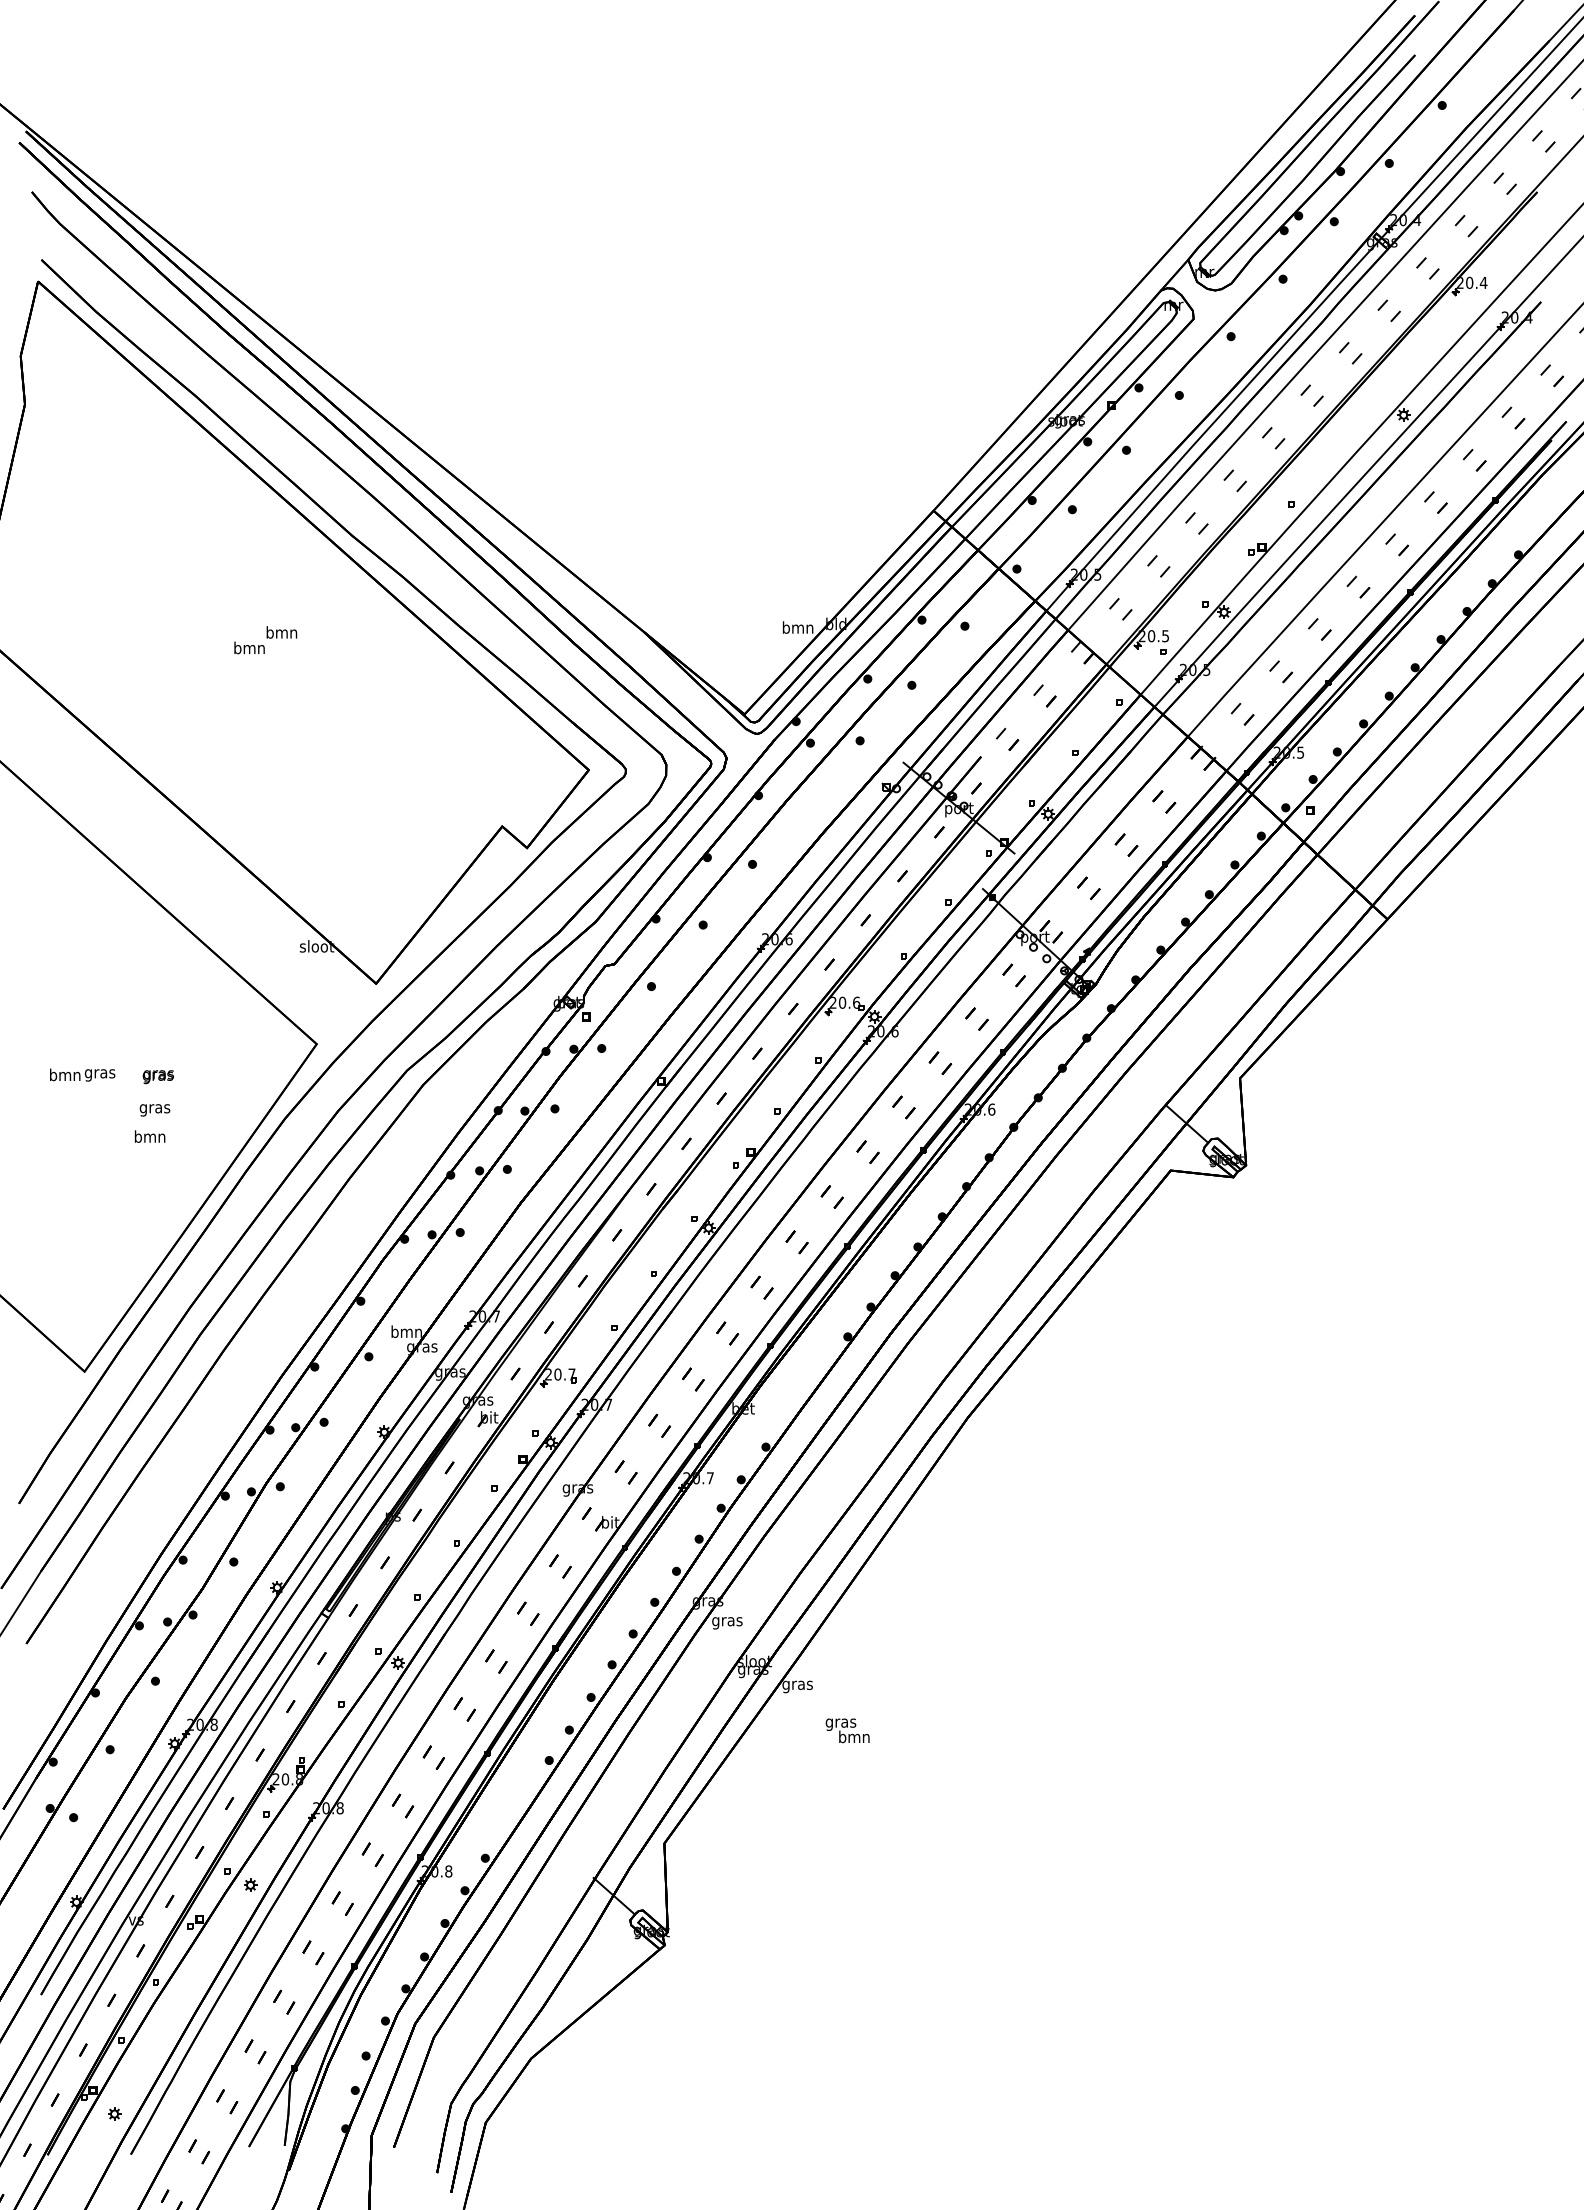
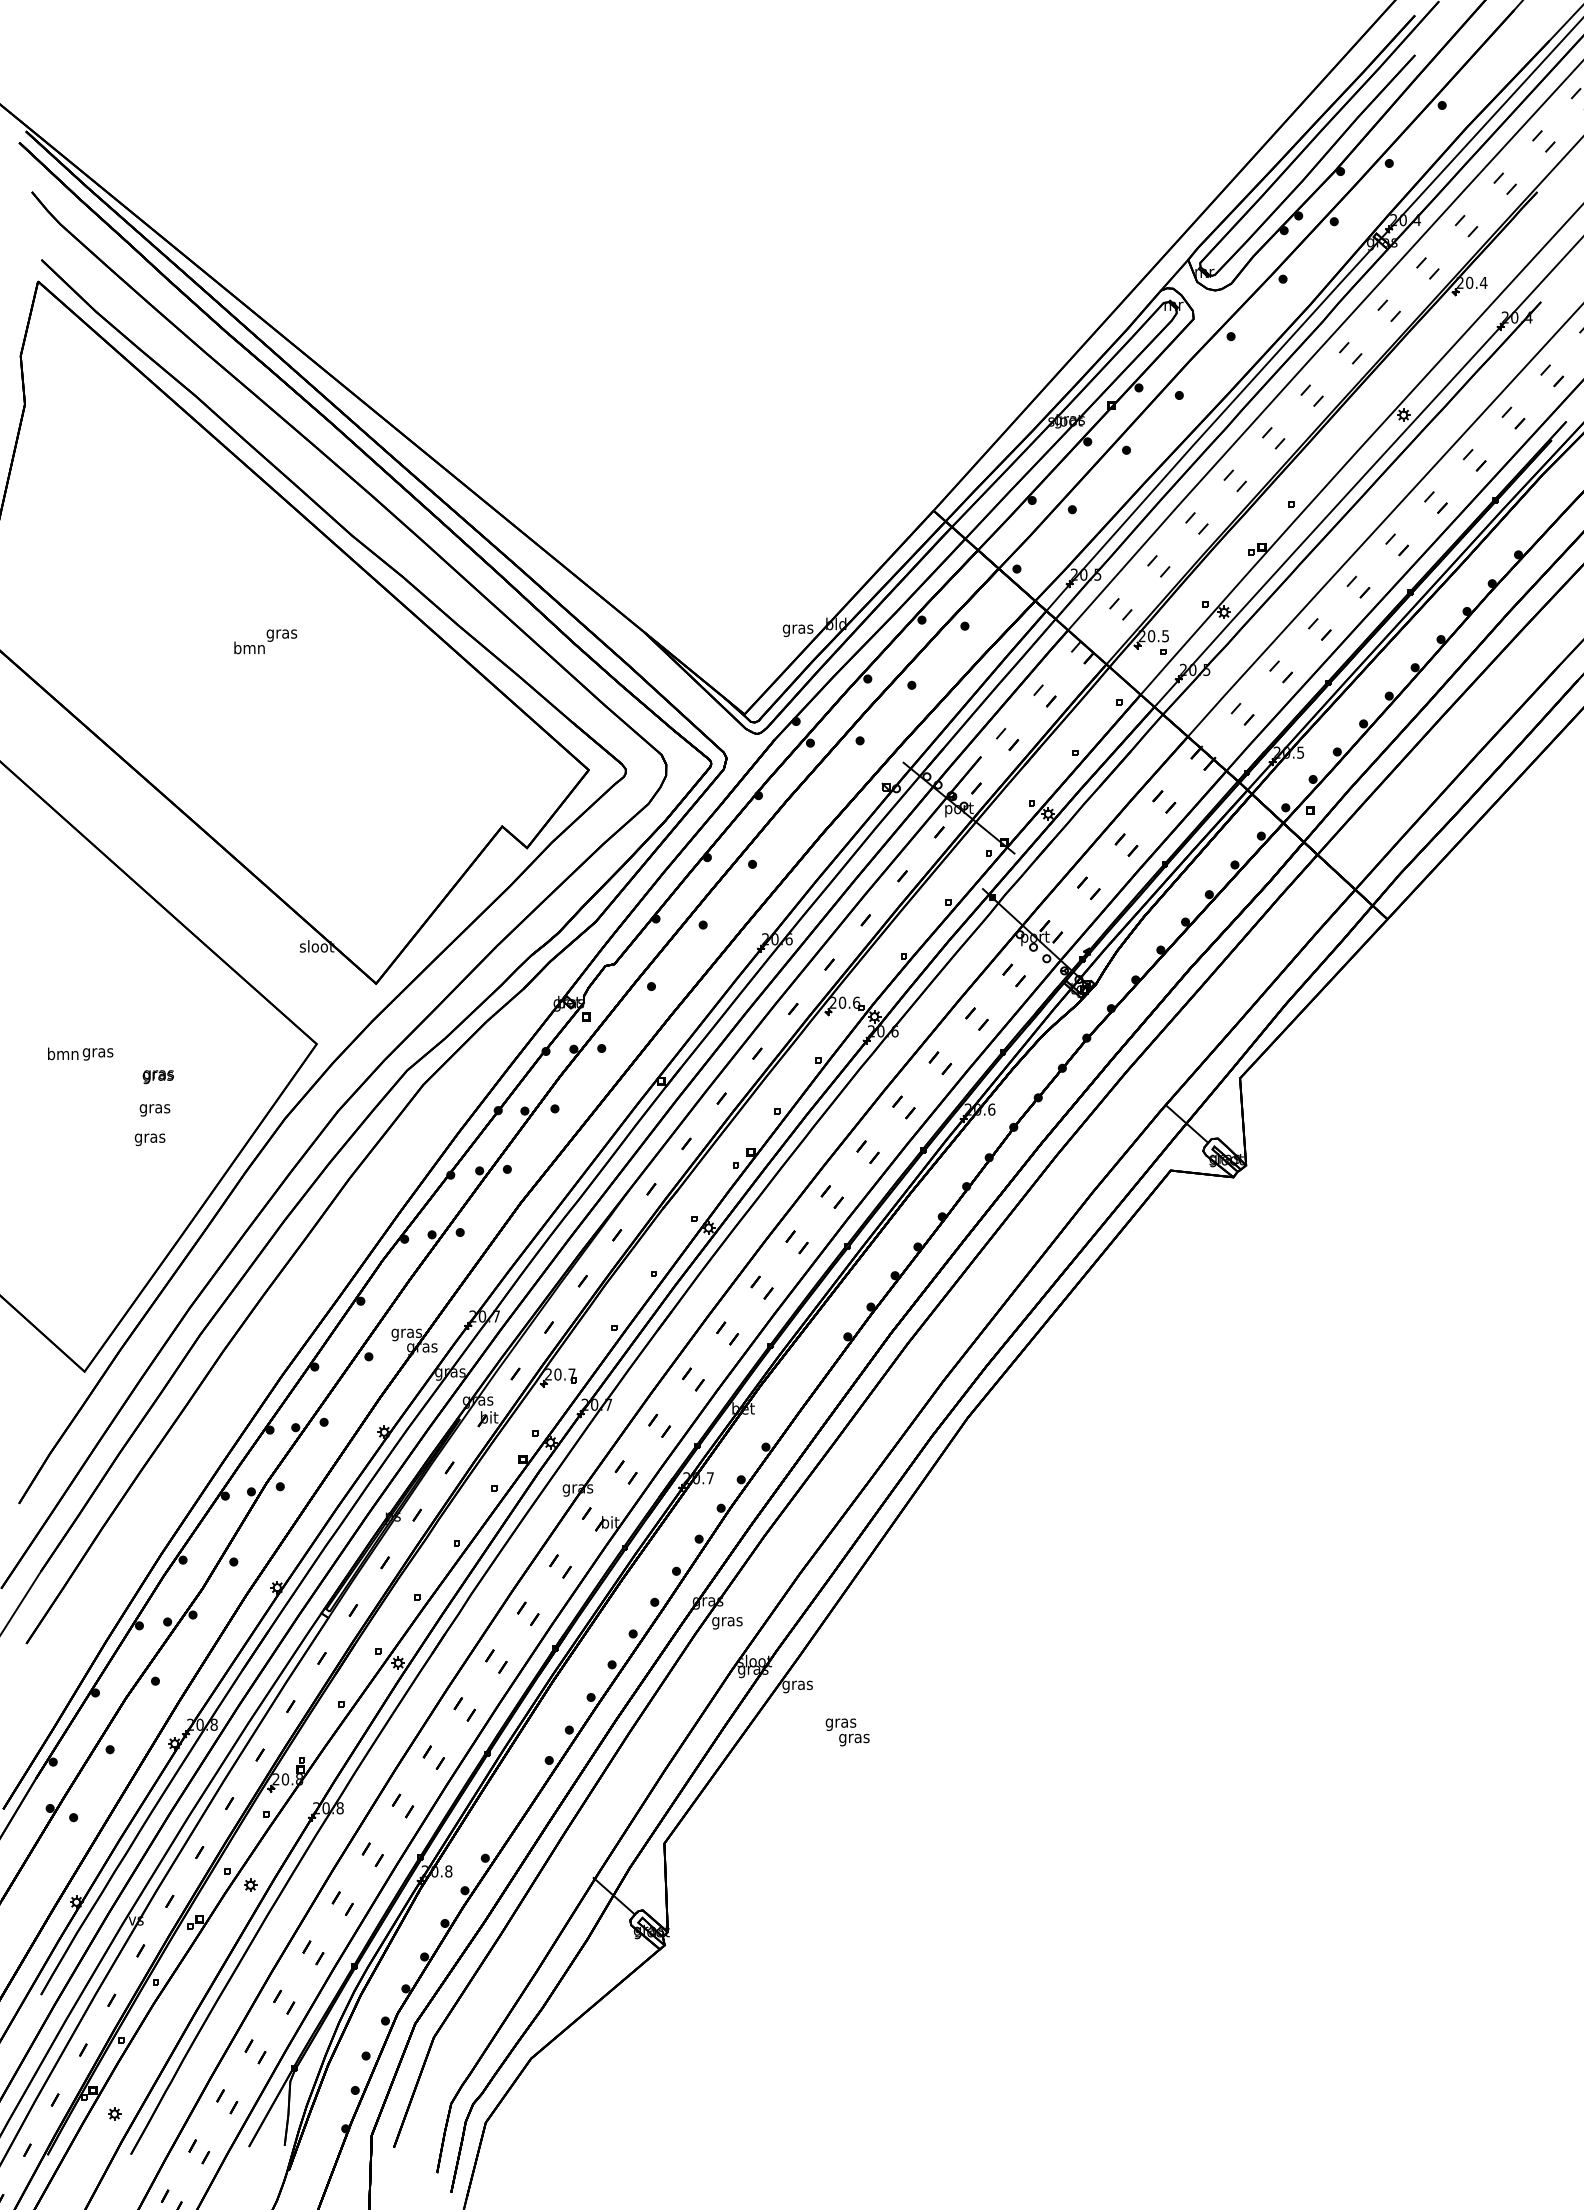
text: bmn -> gras (797, 629)
text: bmn -> gras (281, 633)
text position: (82, 1074) -> (80, 1053) (80, 1053)
text: bmn -> gras (149, 1138)
text: bmn -> gras (406, 1333)
text: bmn -> gras (854, 1738)
